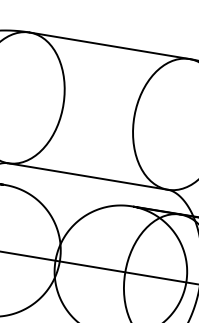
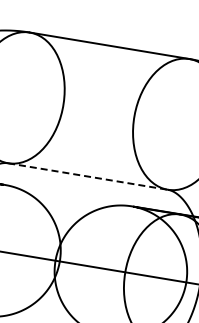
line: solid -> dashed (88, 176)
